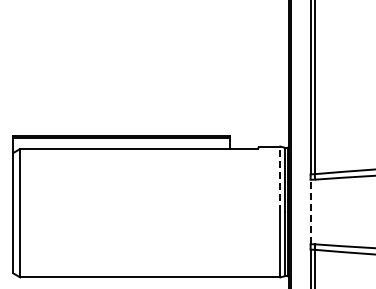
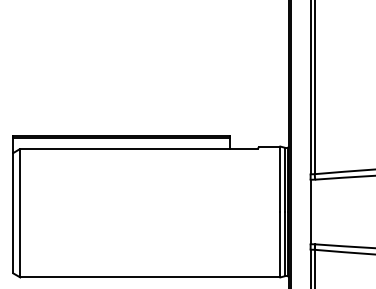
line: dashed -> solid (280, 179)
line: dashed -> solid (310, 211)
